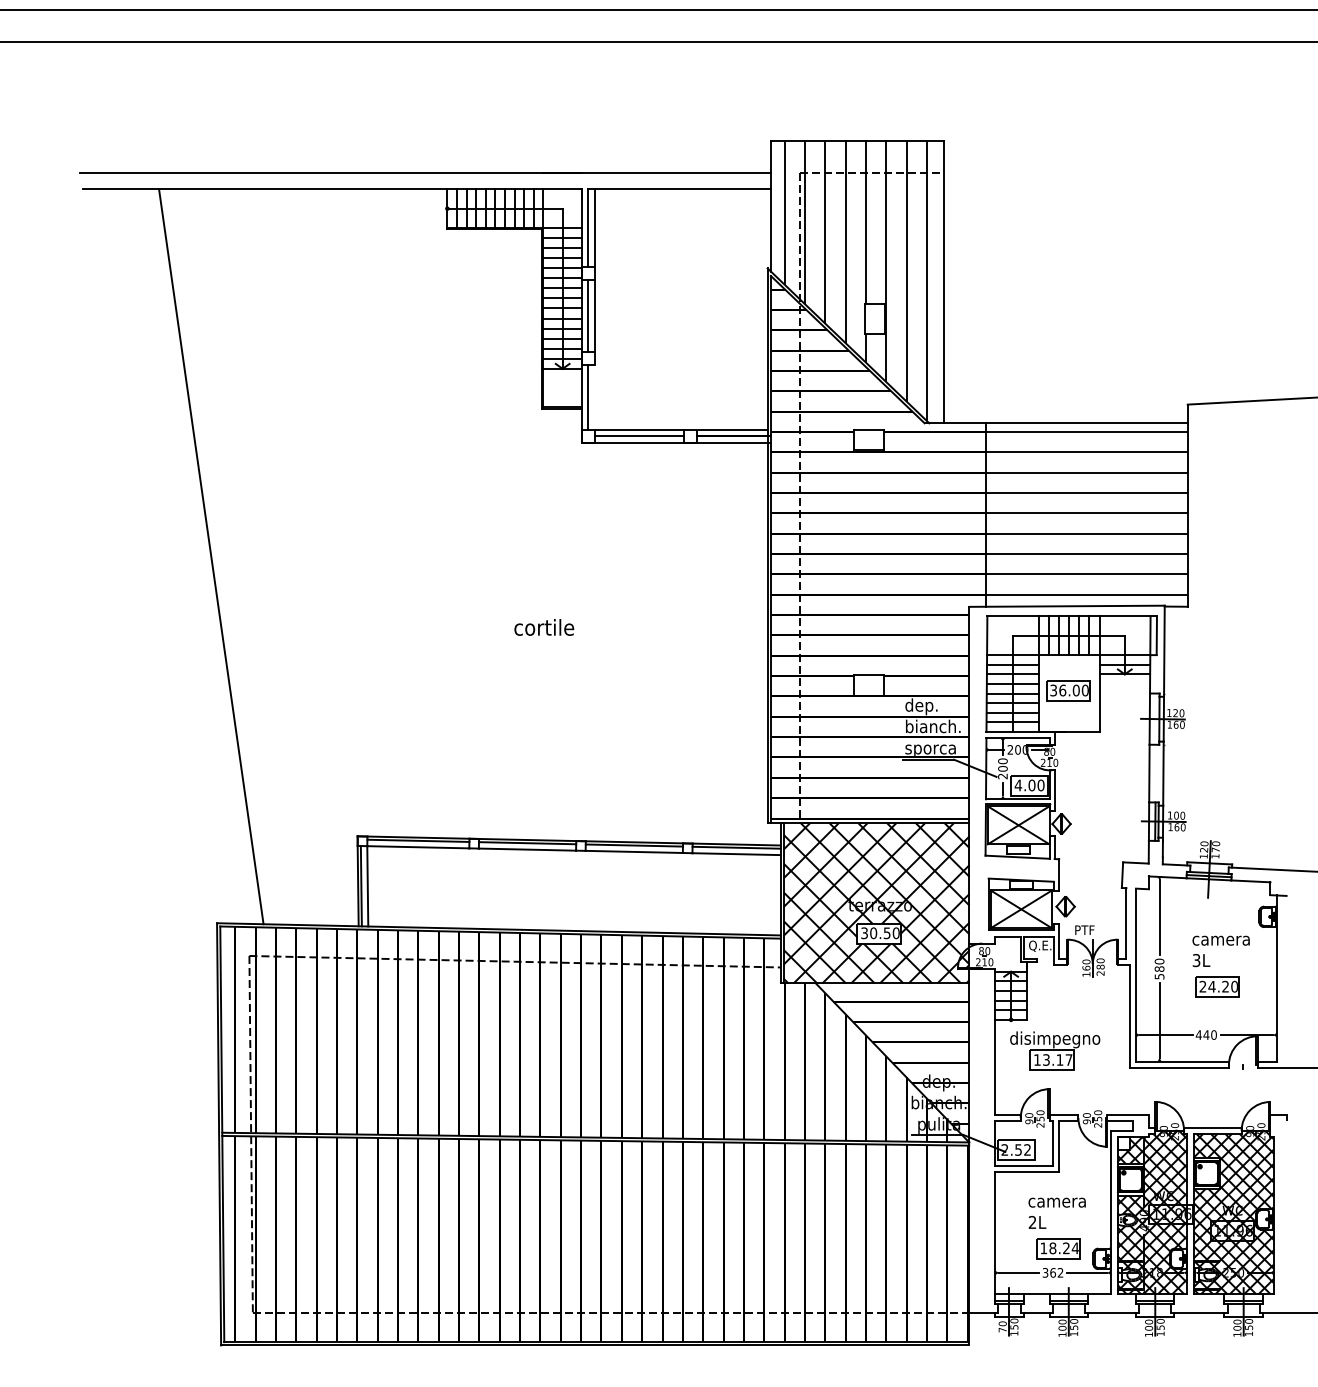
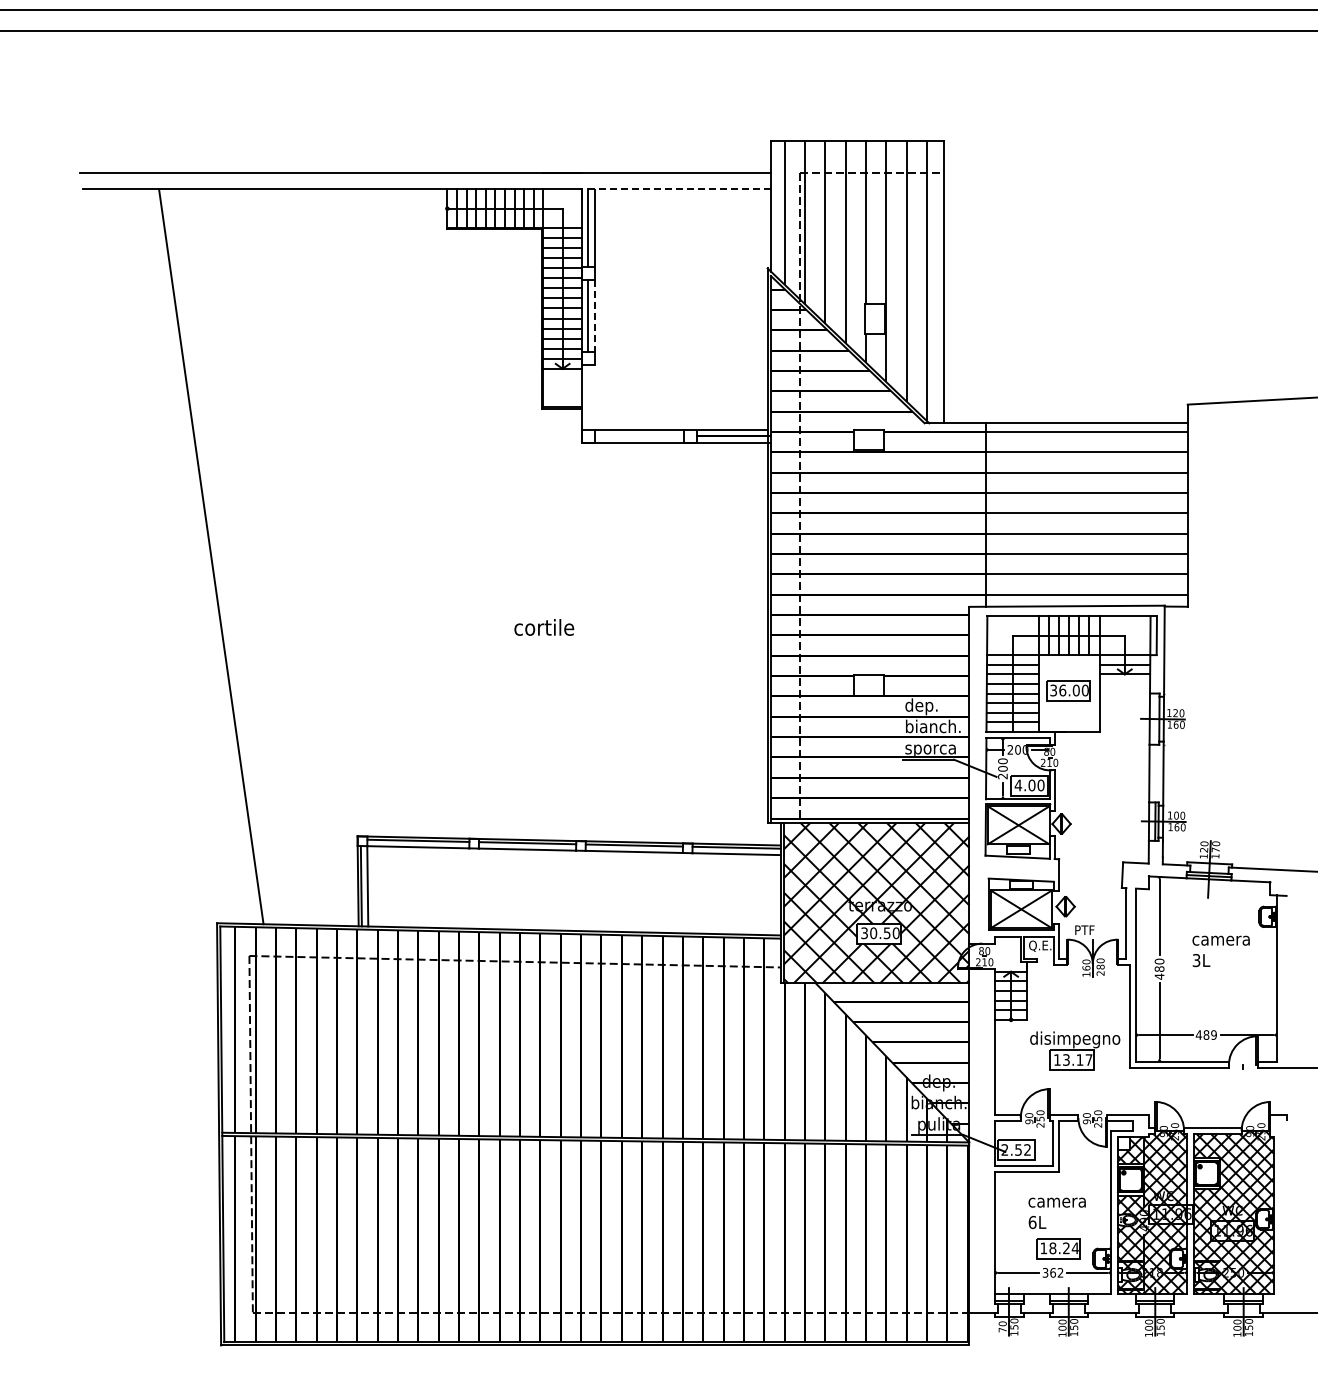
line position: (658, 41) -> (658, 30) (658, 30)
line: solid -> dashed (679, 189)
line: solid -> dashed (594, 315)
line: present -> none (588, 396)
line: present -> none (639, 436)
text: 580 -> 480 (1159, 976)
part: present -> none (1217, 986)
text: 440 -> 489 (1209, 1034)
part position: (1055, 1050) -> (1075, 1050) (1075, 1050)
text: 2L -> 6L (1032, 1222)
